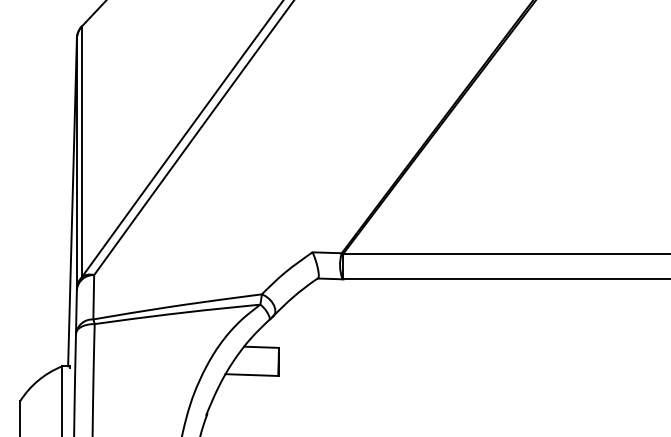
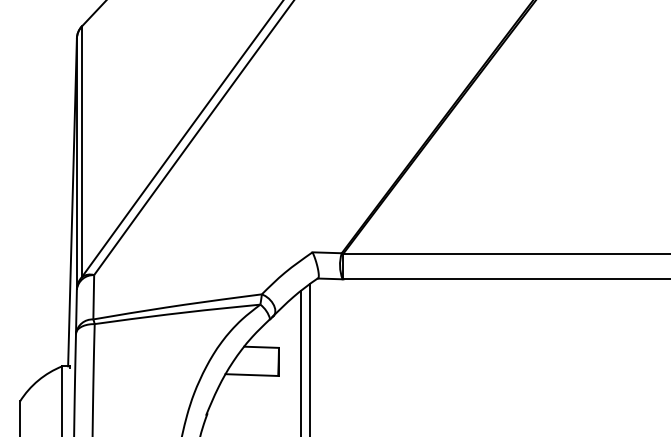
line: none -> present (310, 358)
line: none -> present (300, 362)
